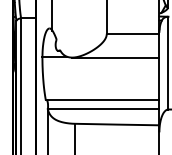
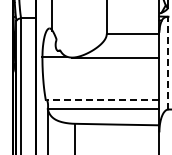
line: solid -> dashed (168, 62)
line: solid -> dashed (102, 100)
